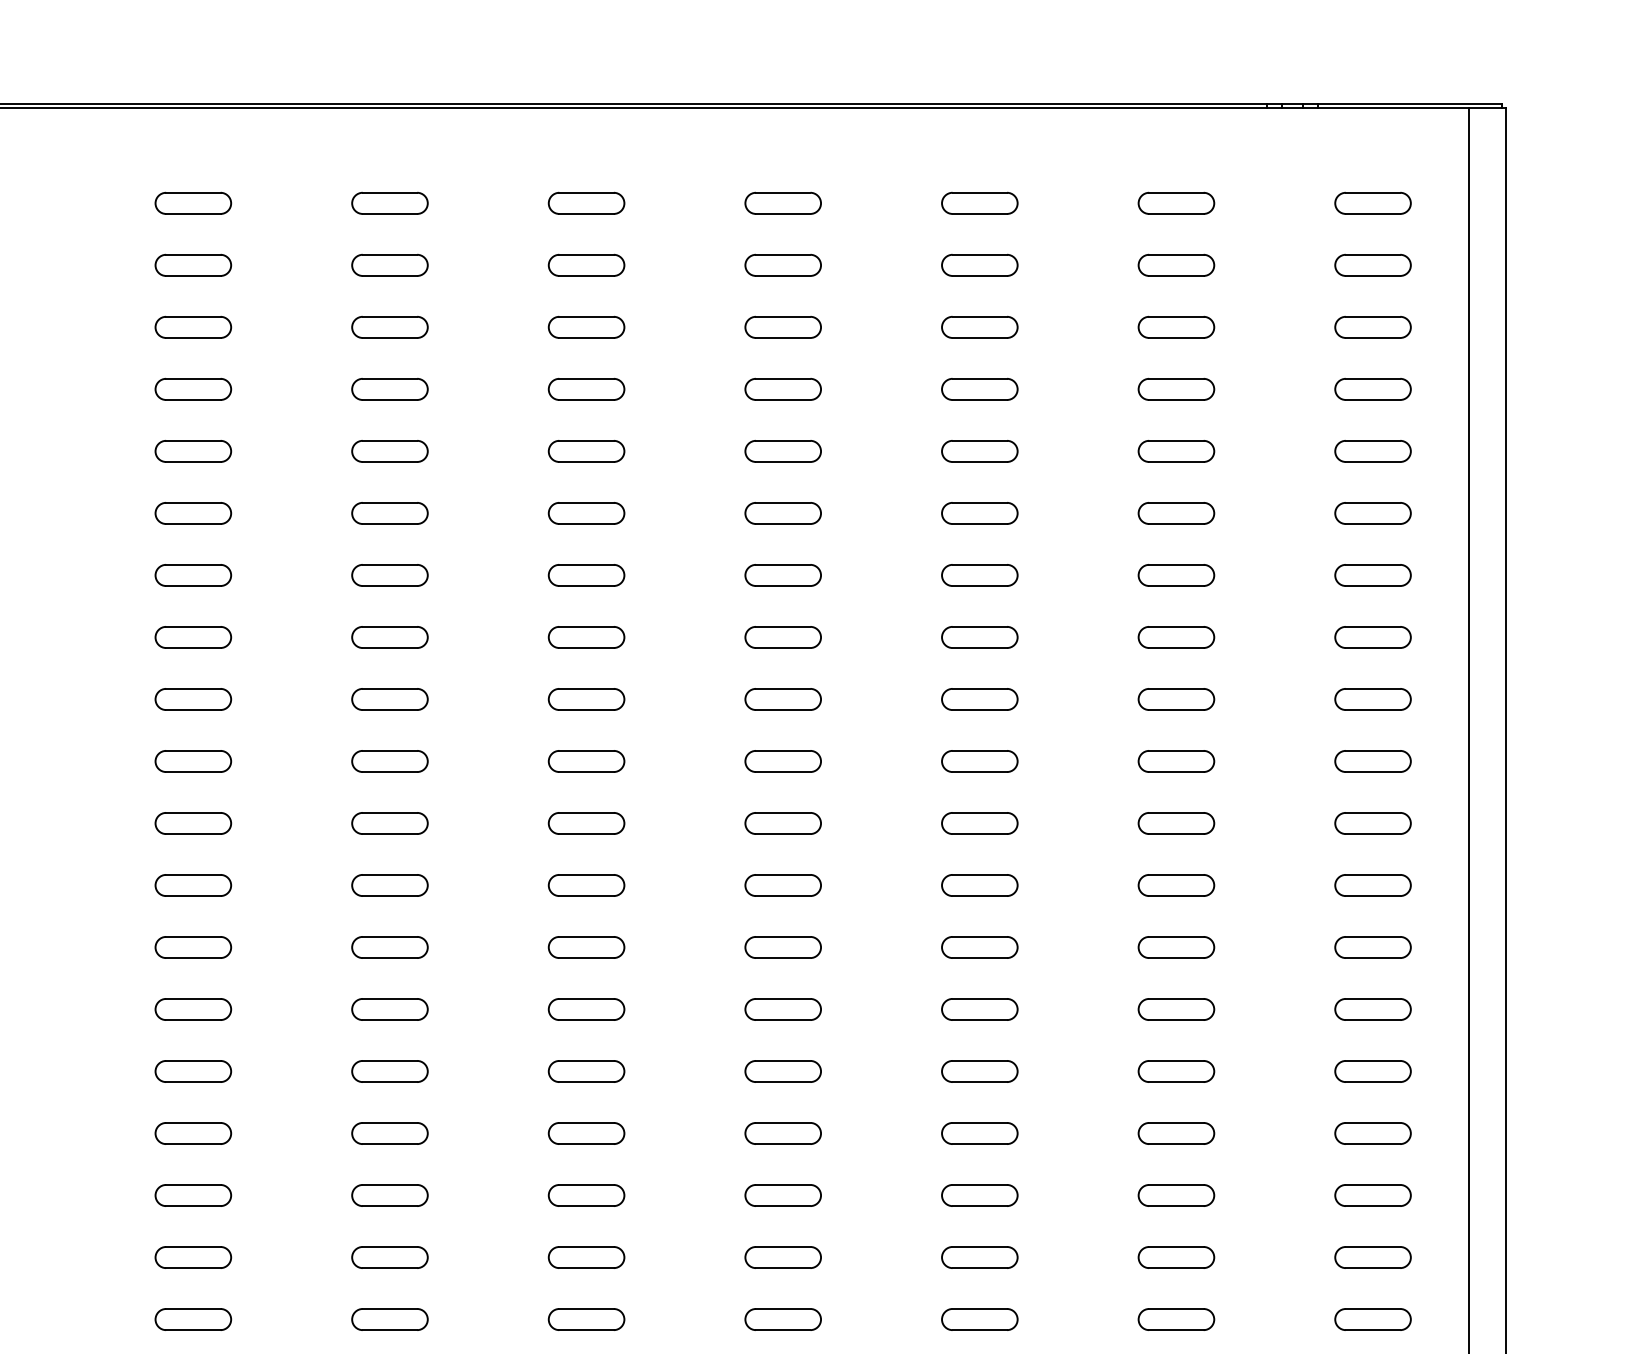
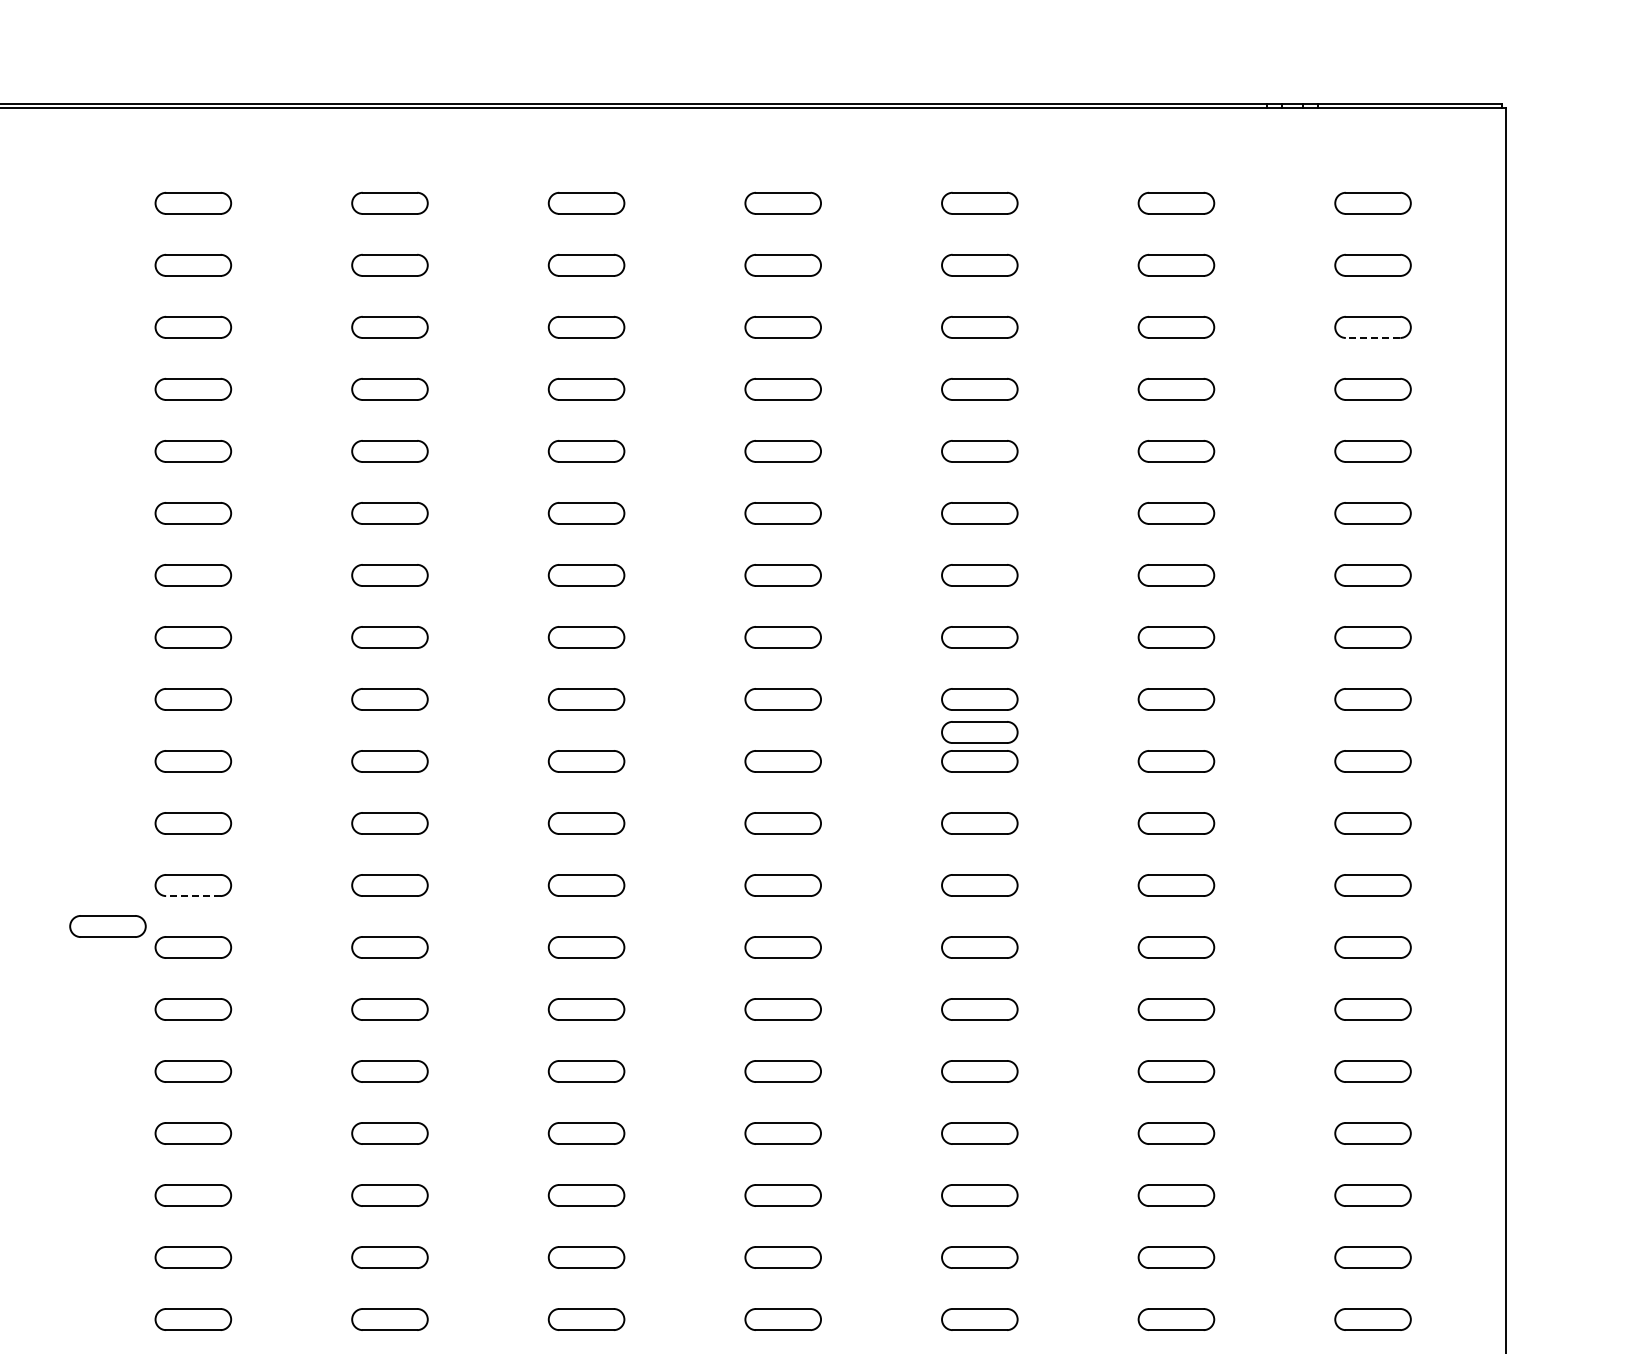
line: solid -> dashed (1372, 337)
line: present -> none (1469, 728)
part: none -> present (979, 732)
line: solid -> dashed (192, 896)
part: none -> present (107, 926)
